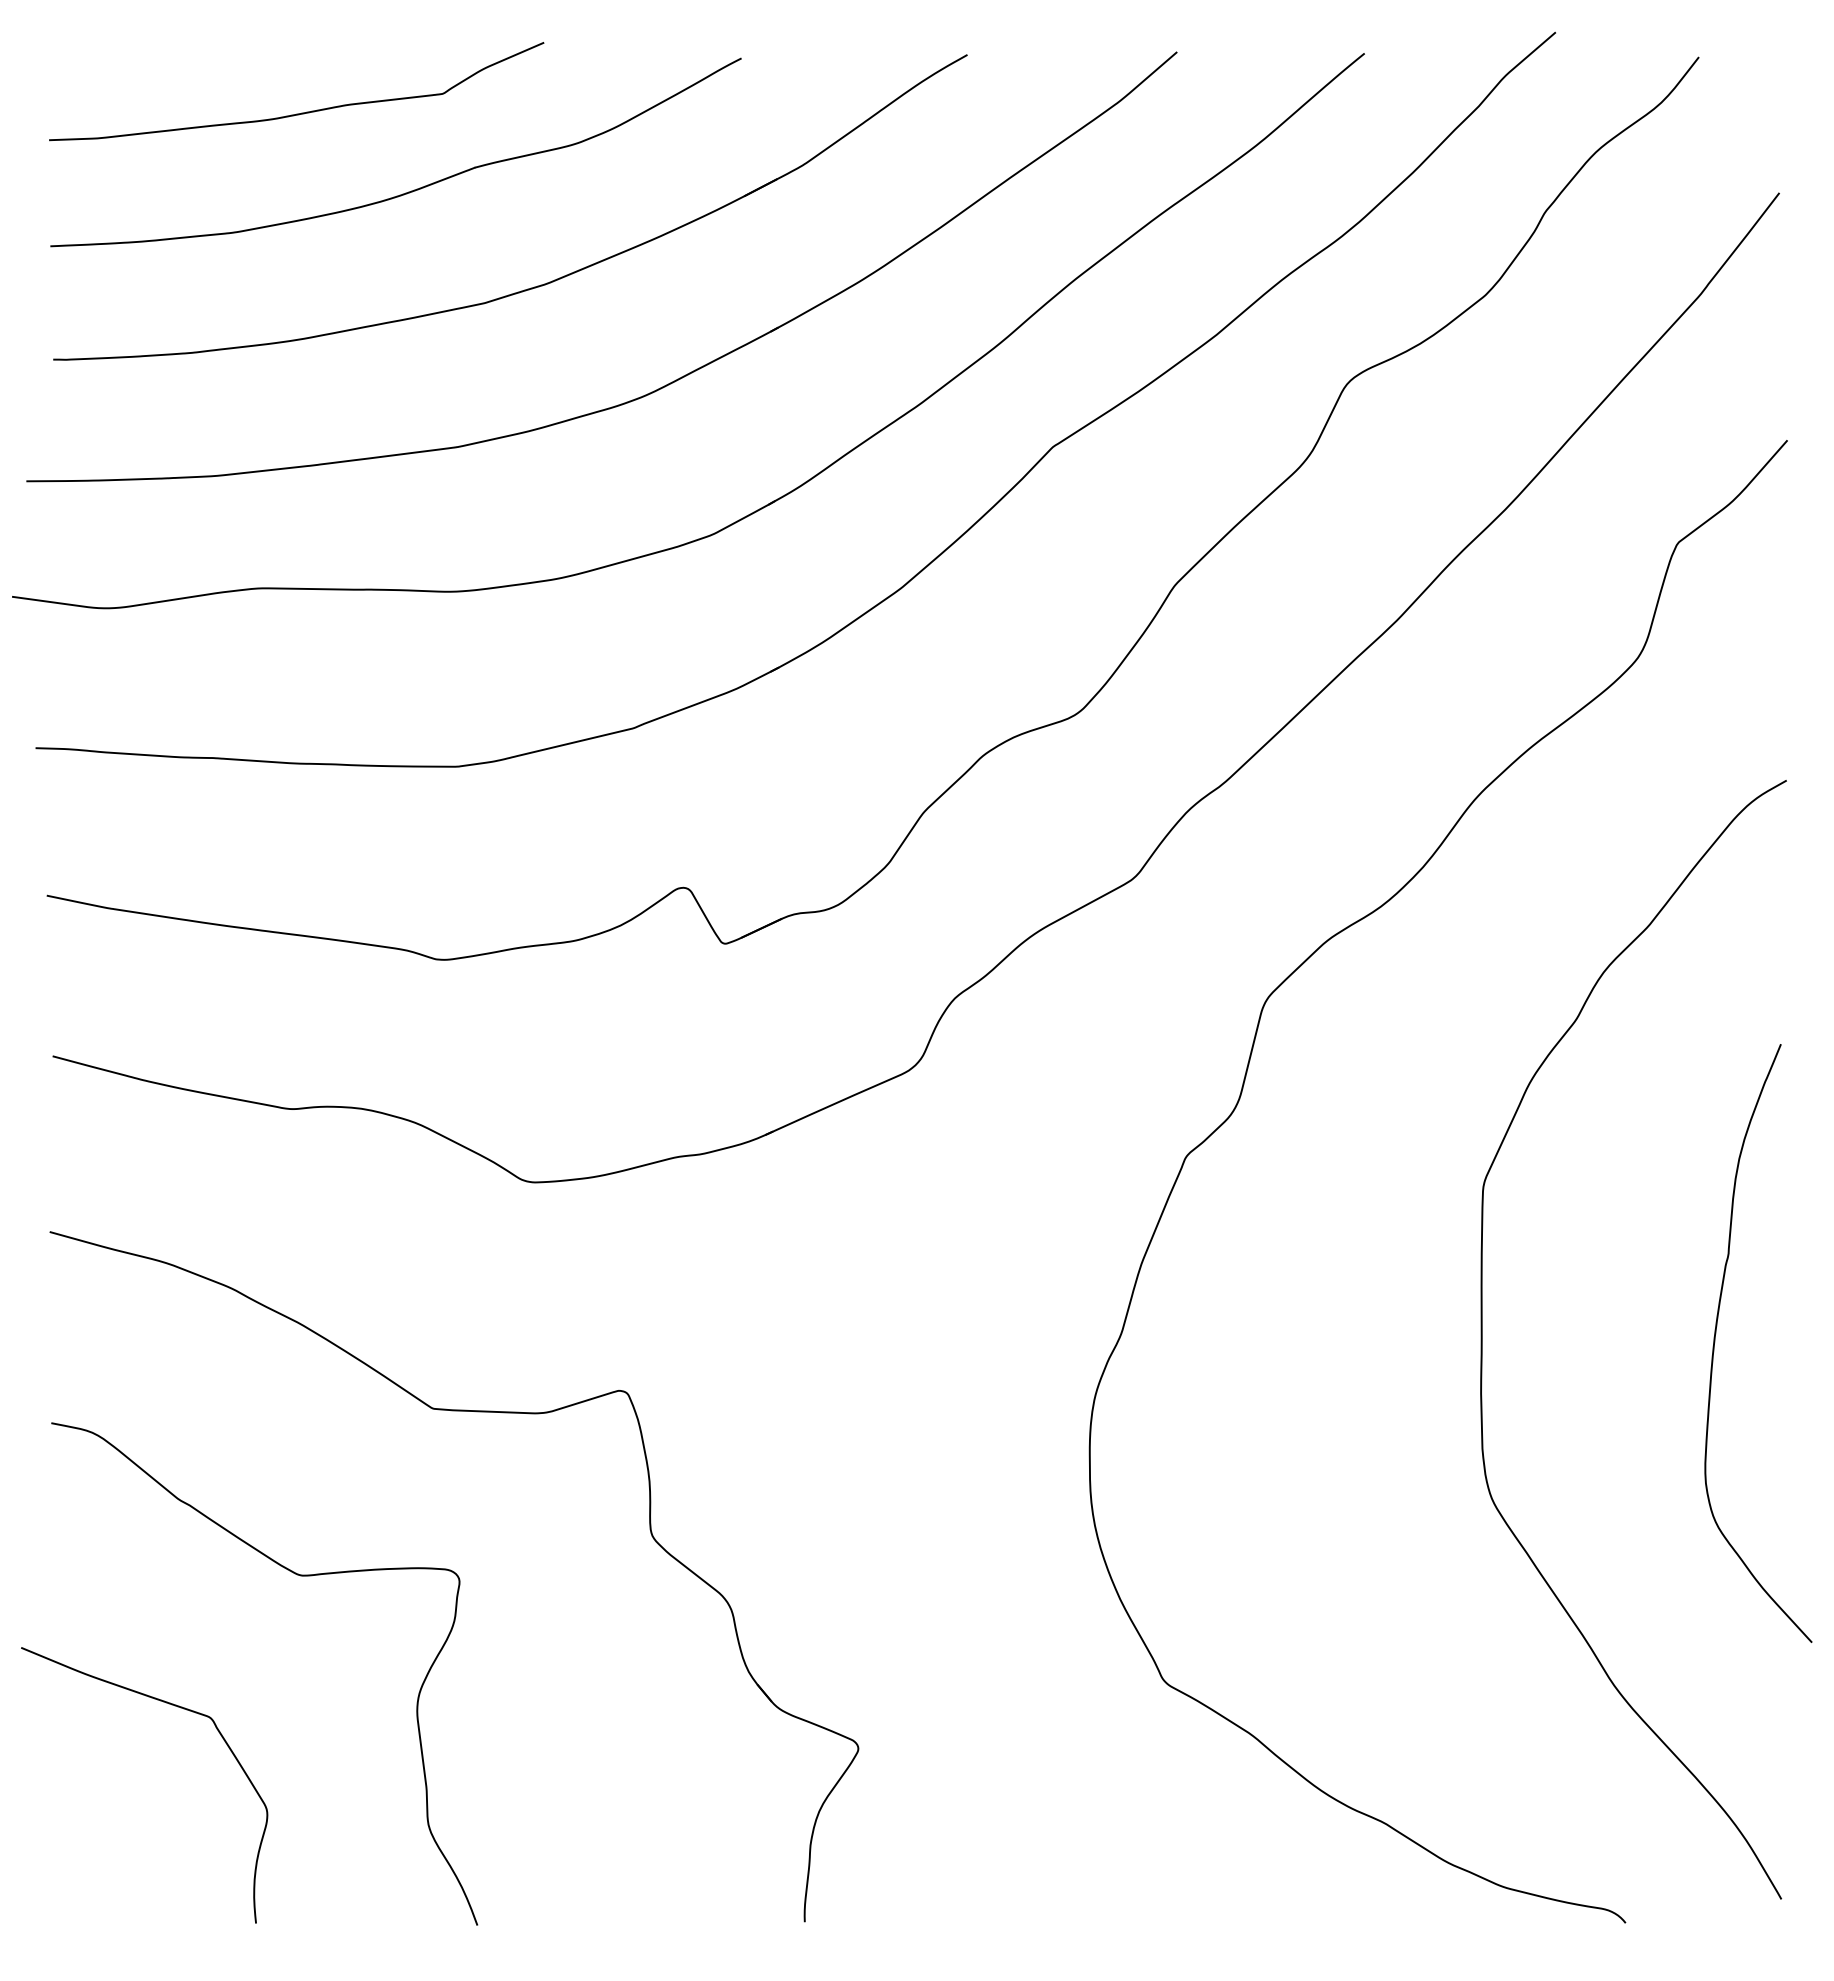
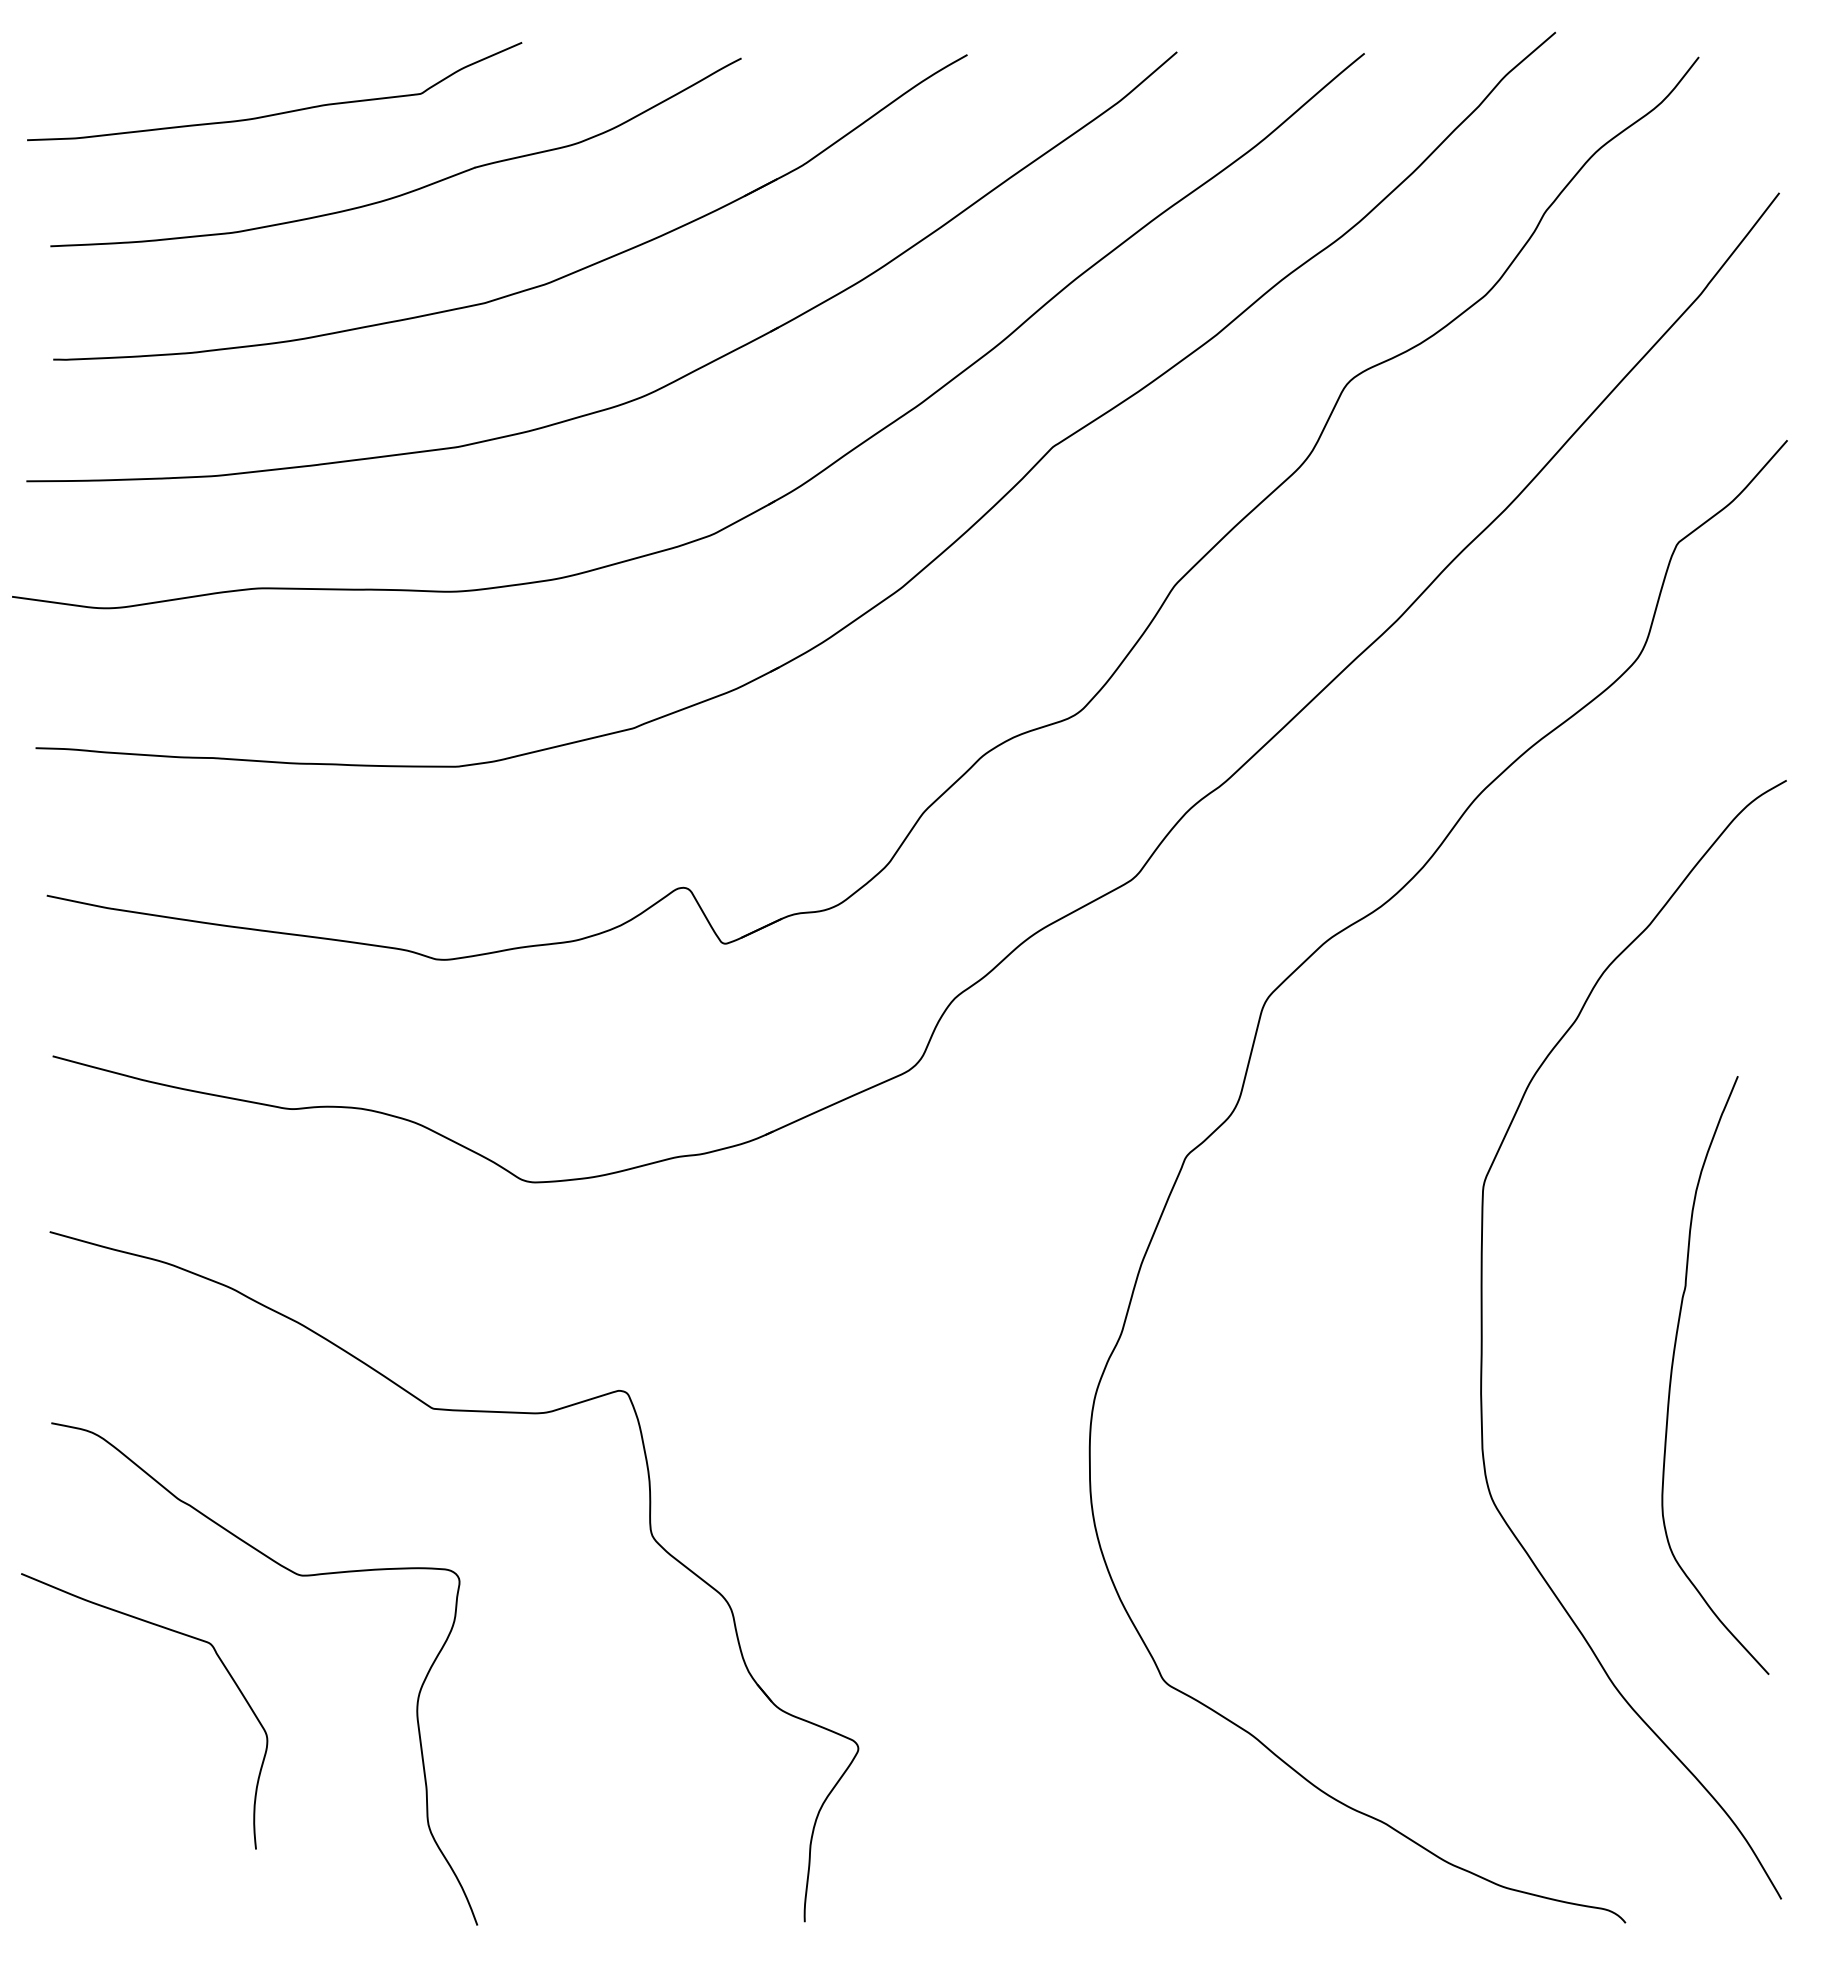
curve position: (301, 112) -> (279, 112) (279, 112)
curve position: (1715, 1342) -> (1672, 1374) (1672, 1374)
curve position: (174, 1706) -> (174, 1632) (174, 1632)
